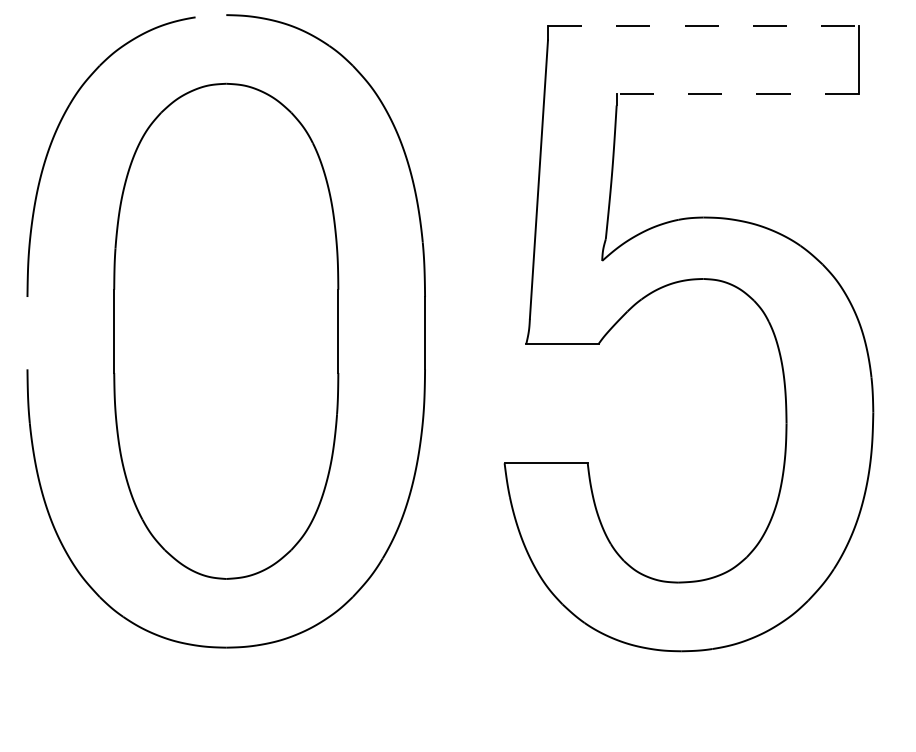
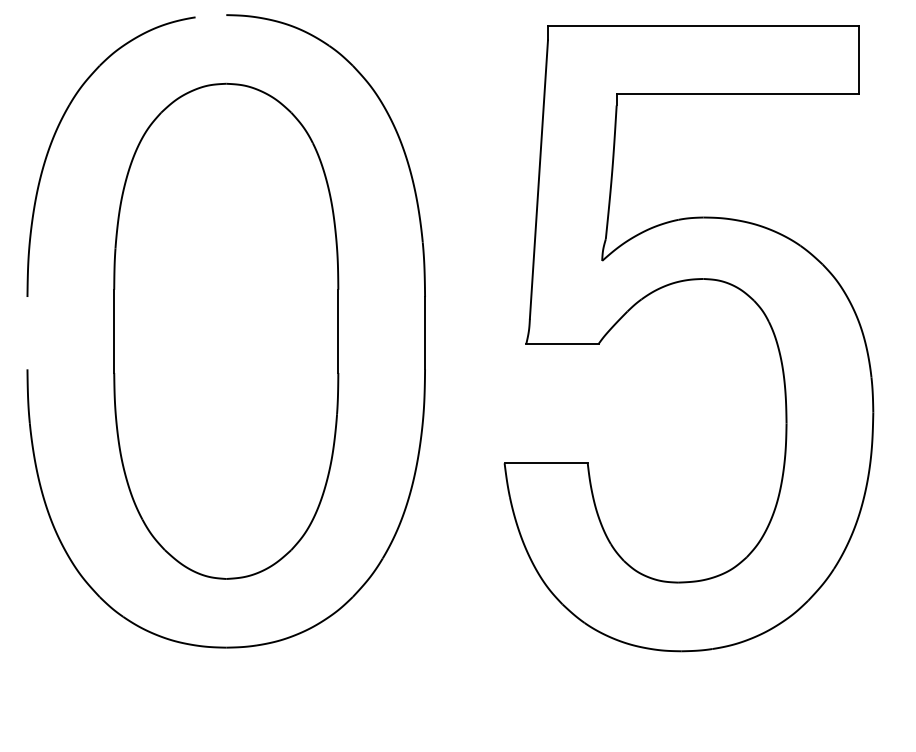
line: dashed -> solid (703, 25)
line: dashed -> solid (737, 94)
